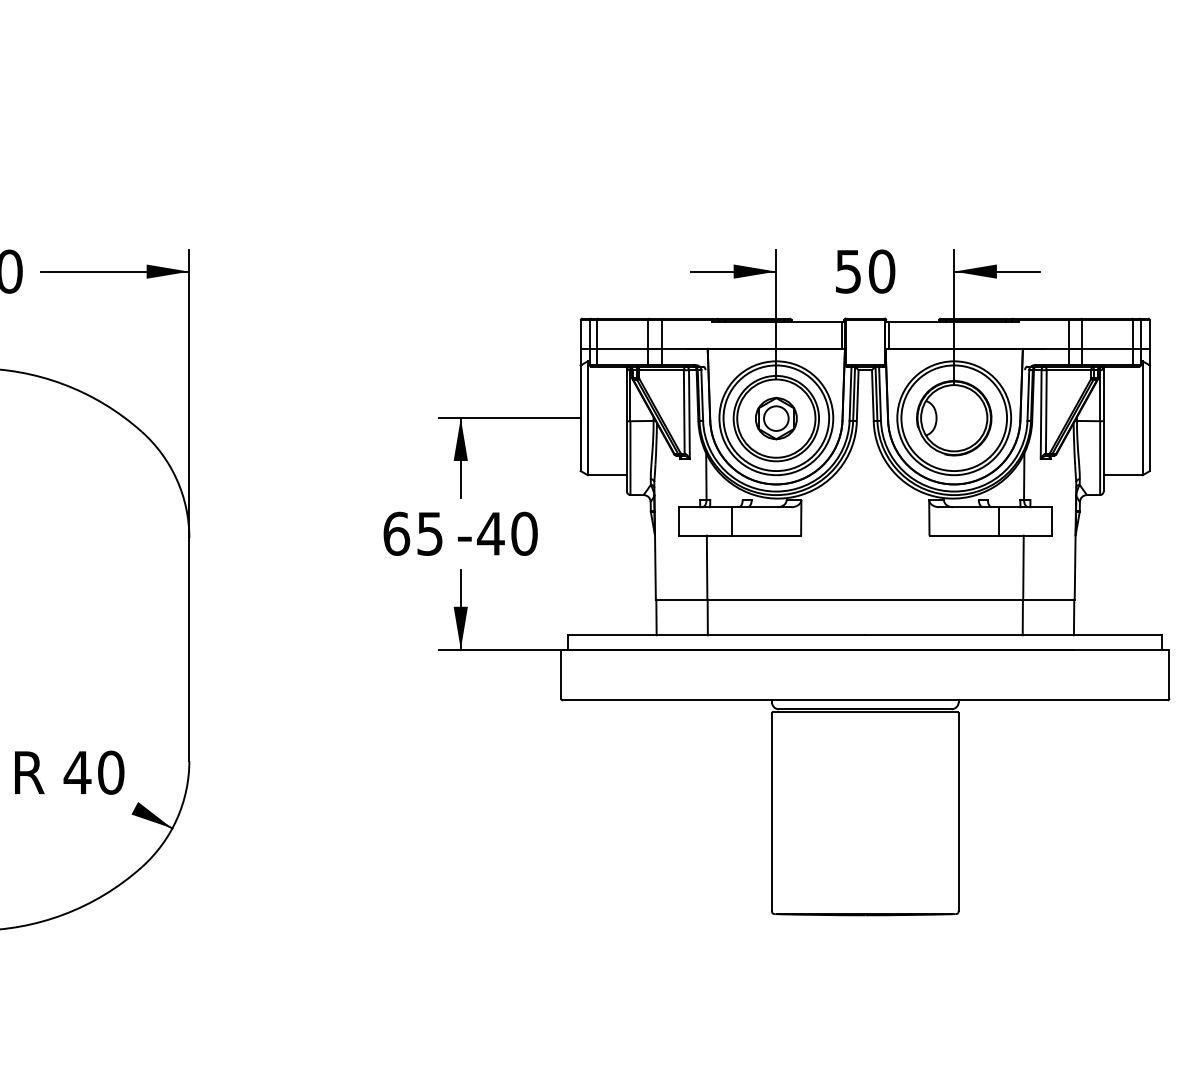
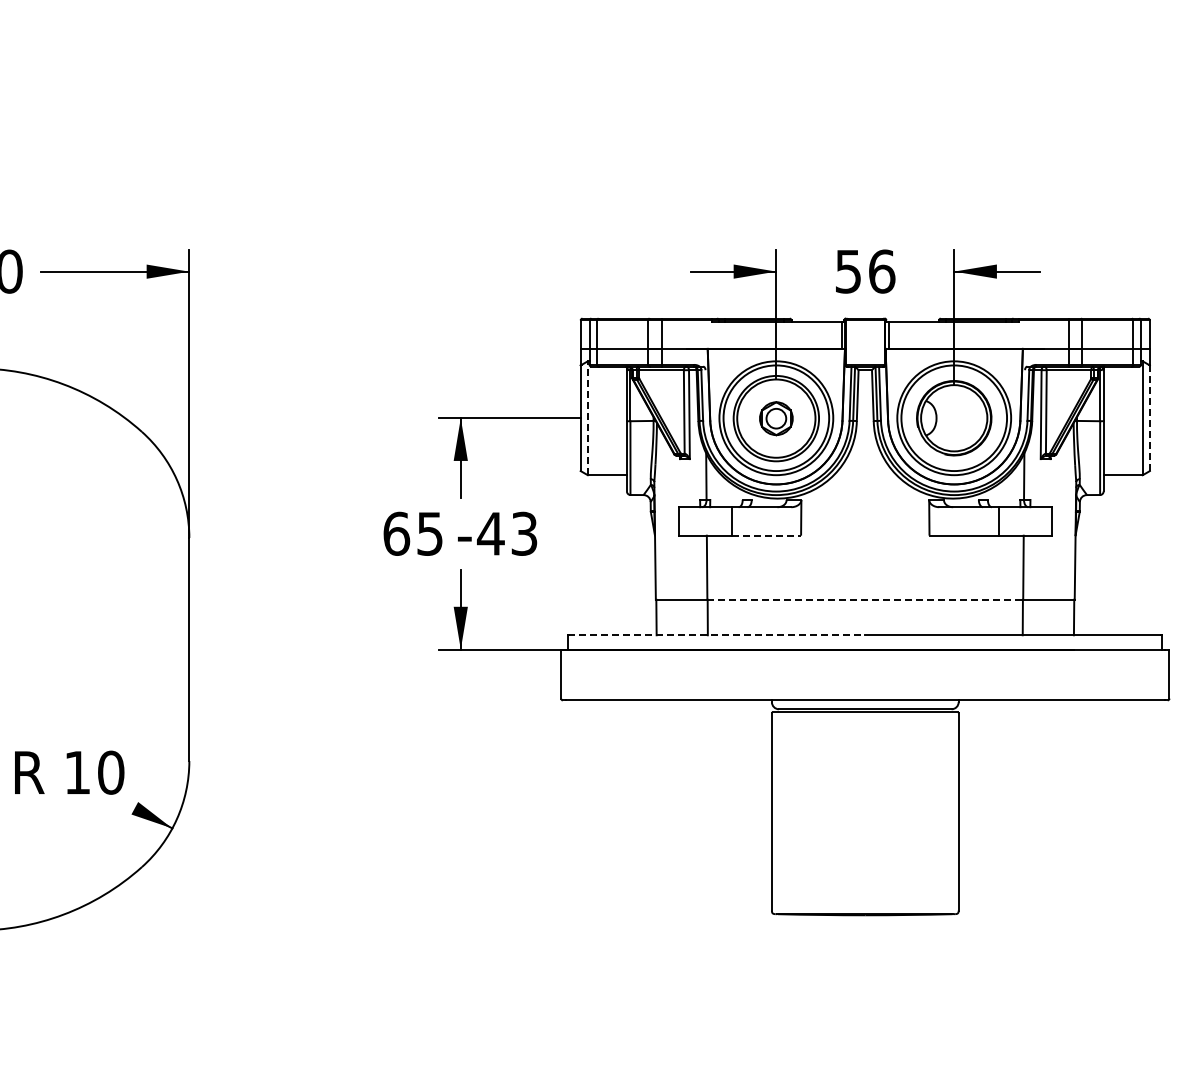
text: 50 -> 56 (881, 271)
line: solid -> dashed (587, 418)
part size: 43x44 px -> 35x36 px (776, 418)
line: solid -> dashed (1149, 418)
text: -40 -> -43 (524, 533)
line: solid -> dashed (766, 535)
line: solid -> dashed (865, 599)
line: solid -> dashed (716, 635)
text: 40 -> 10 (77, 772)
